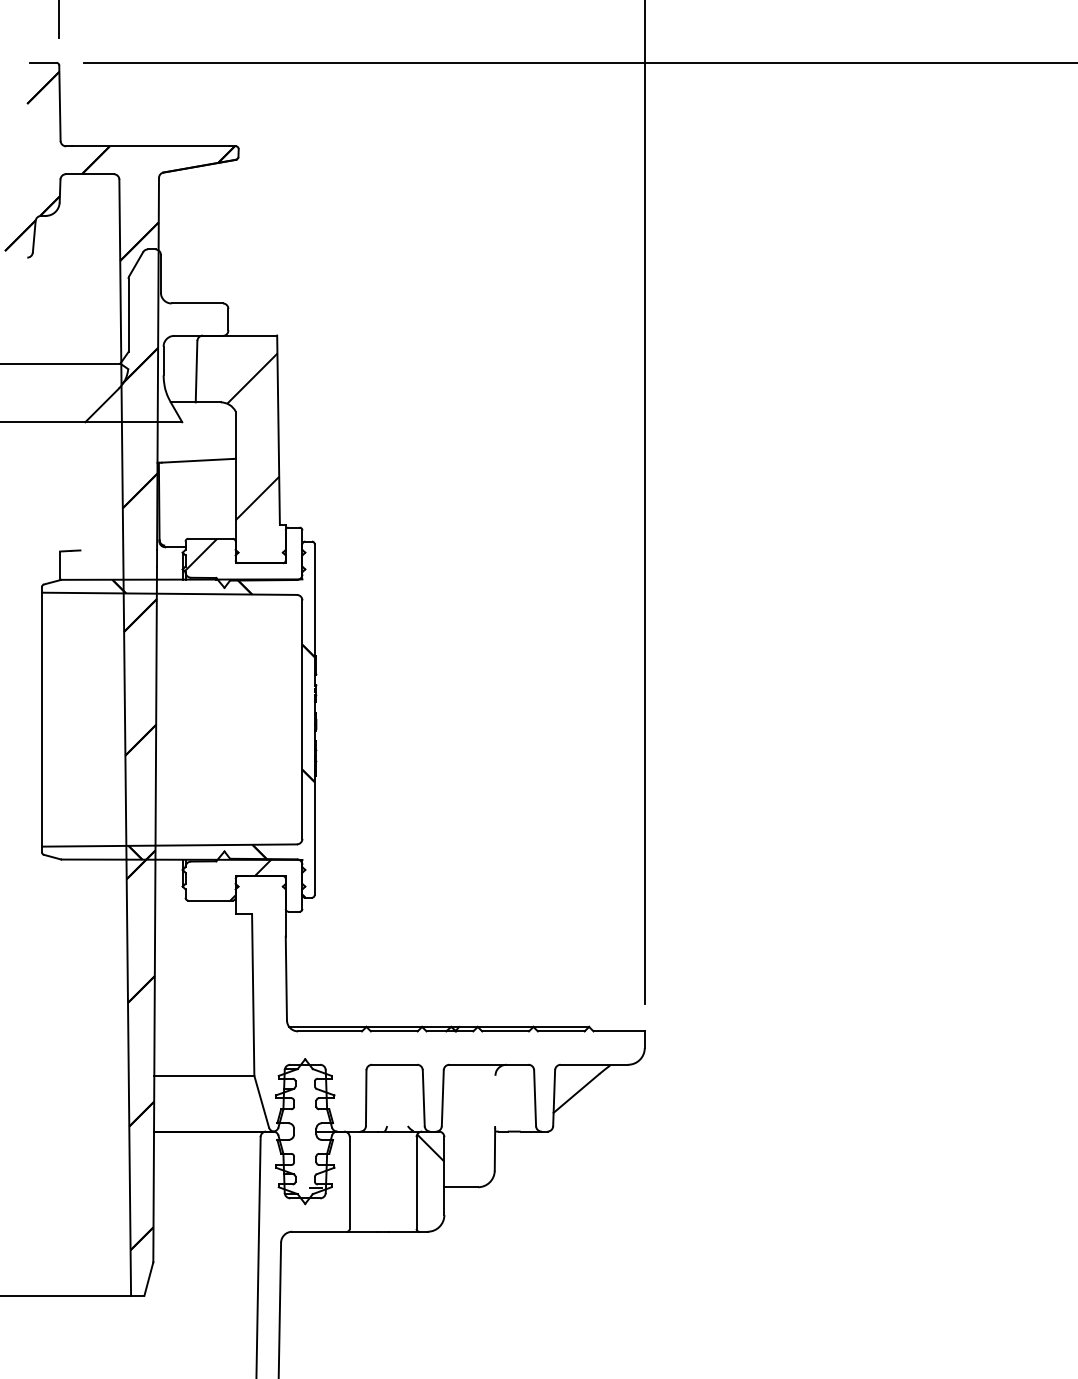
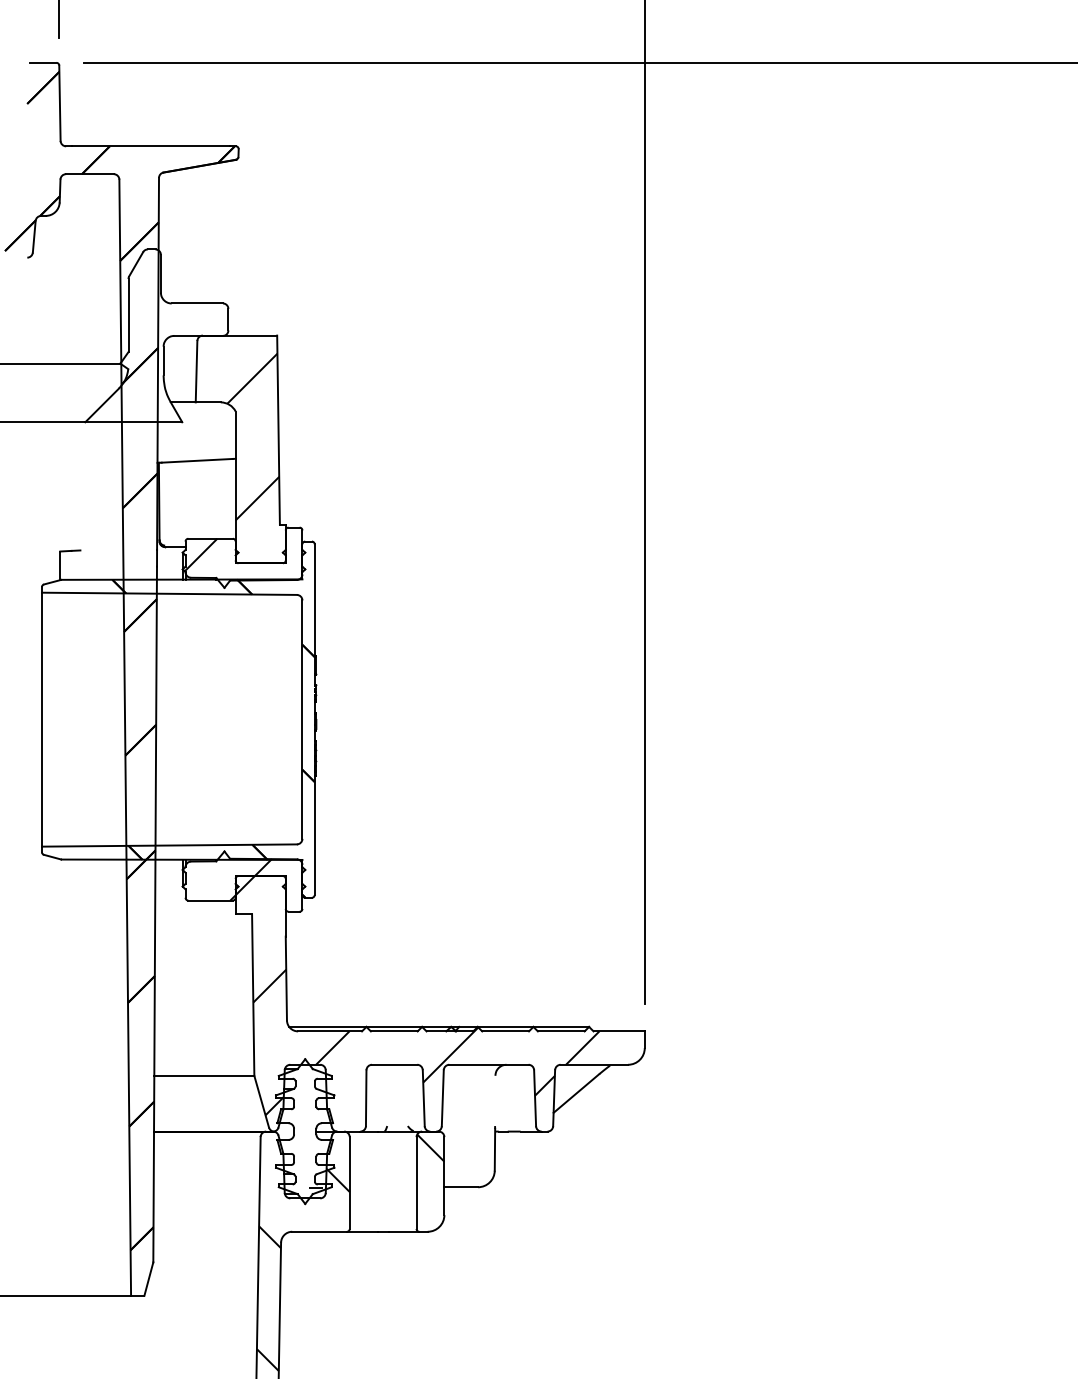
hatch: none -> present (417, 995)
hatch: none -> present (302, 1269)
